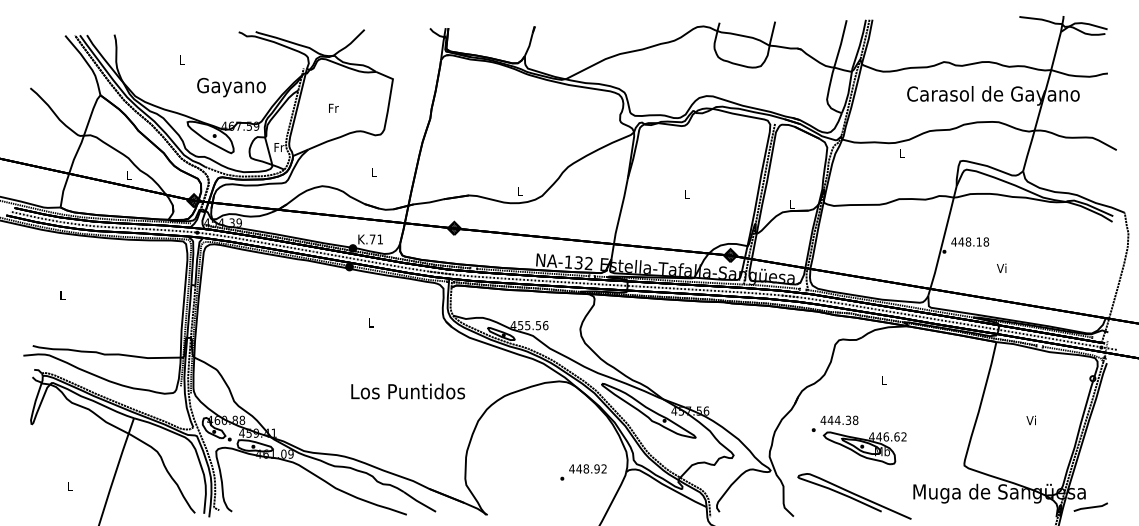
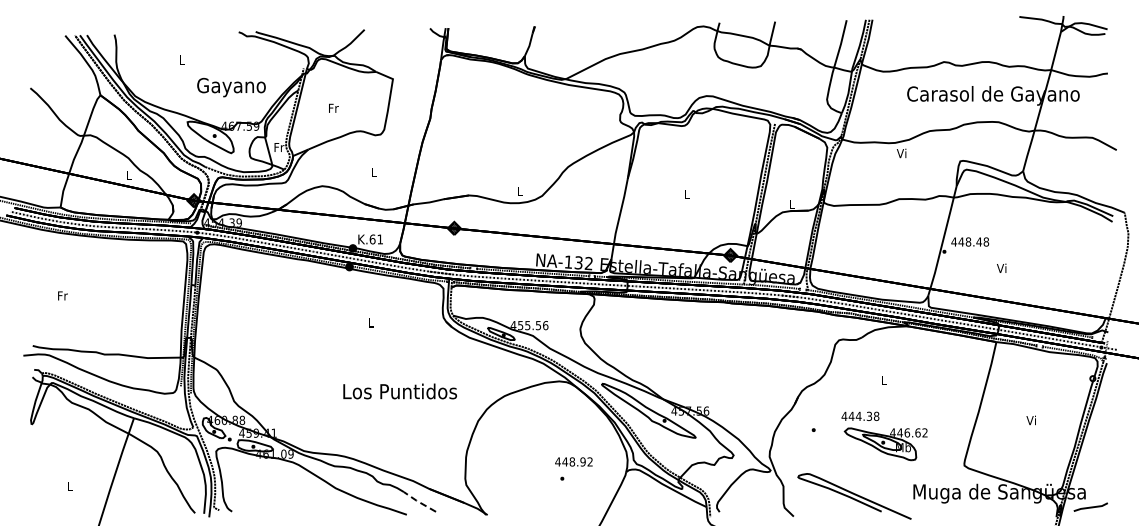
text: L -> Vi (901, 153)
text: K.71 -> K.61 (372, 239)
text: 448.18 -> 448.48 (979, 241)
text: L -> Fr (62, 295)
text position: (407, 391) -> (399, 391) (399, 391)
part position: (863, 440) -> (884, 436) (884, 436)
text position: (587, 468) -> (573, 461) (573, 461)
line: solid -> dashed (419, 502)
